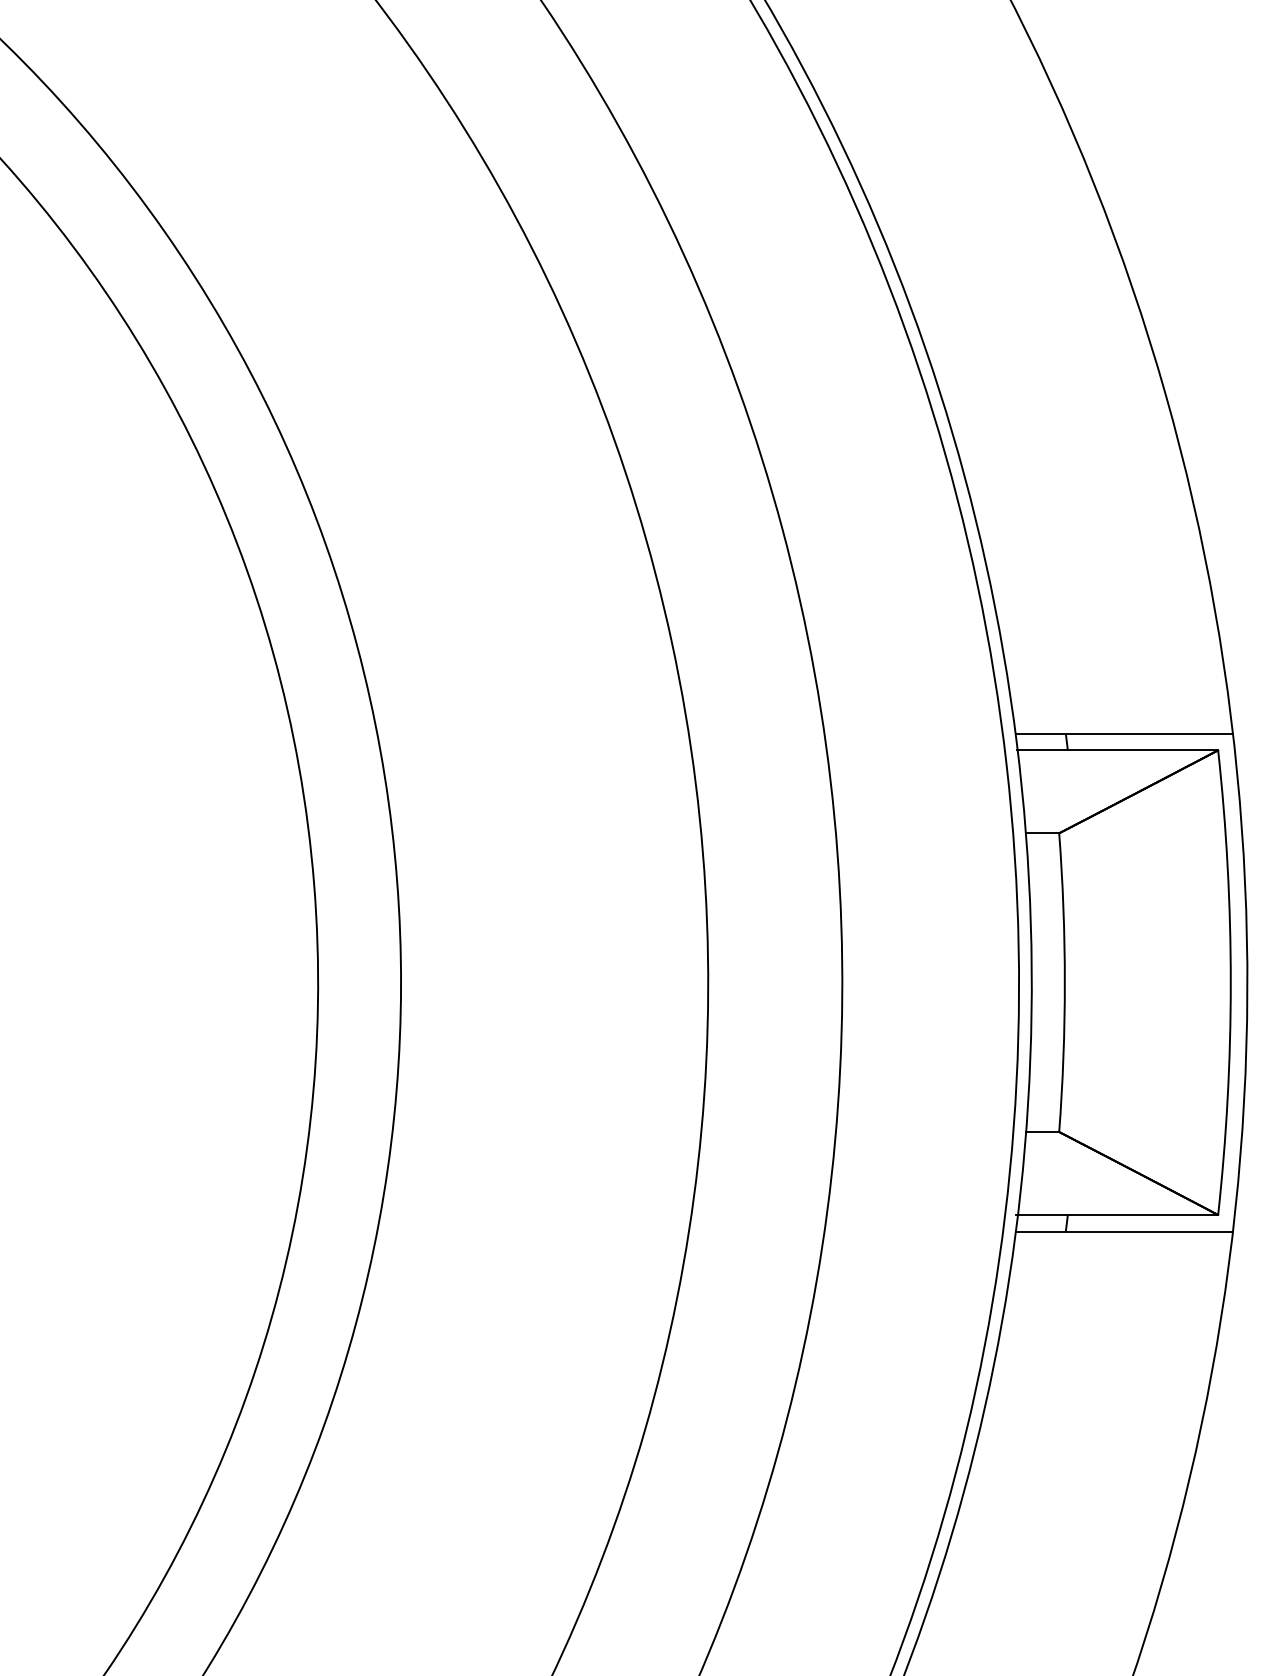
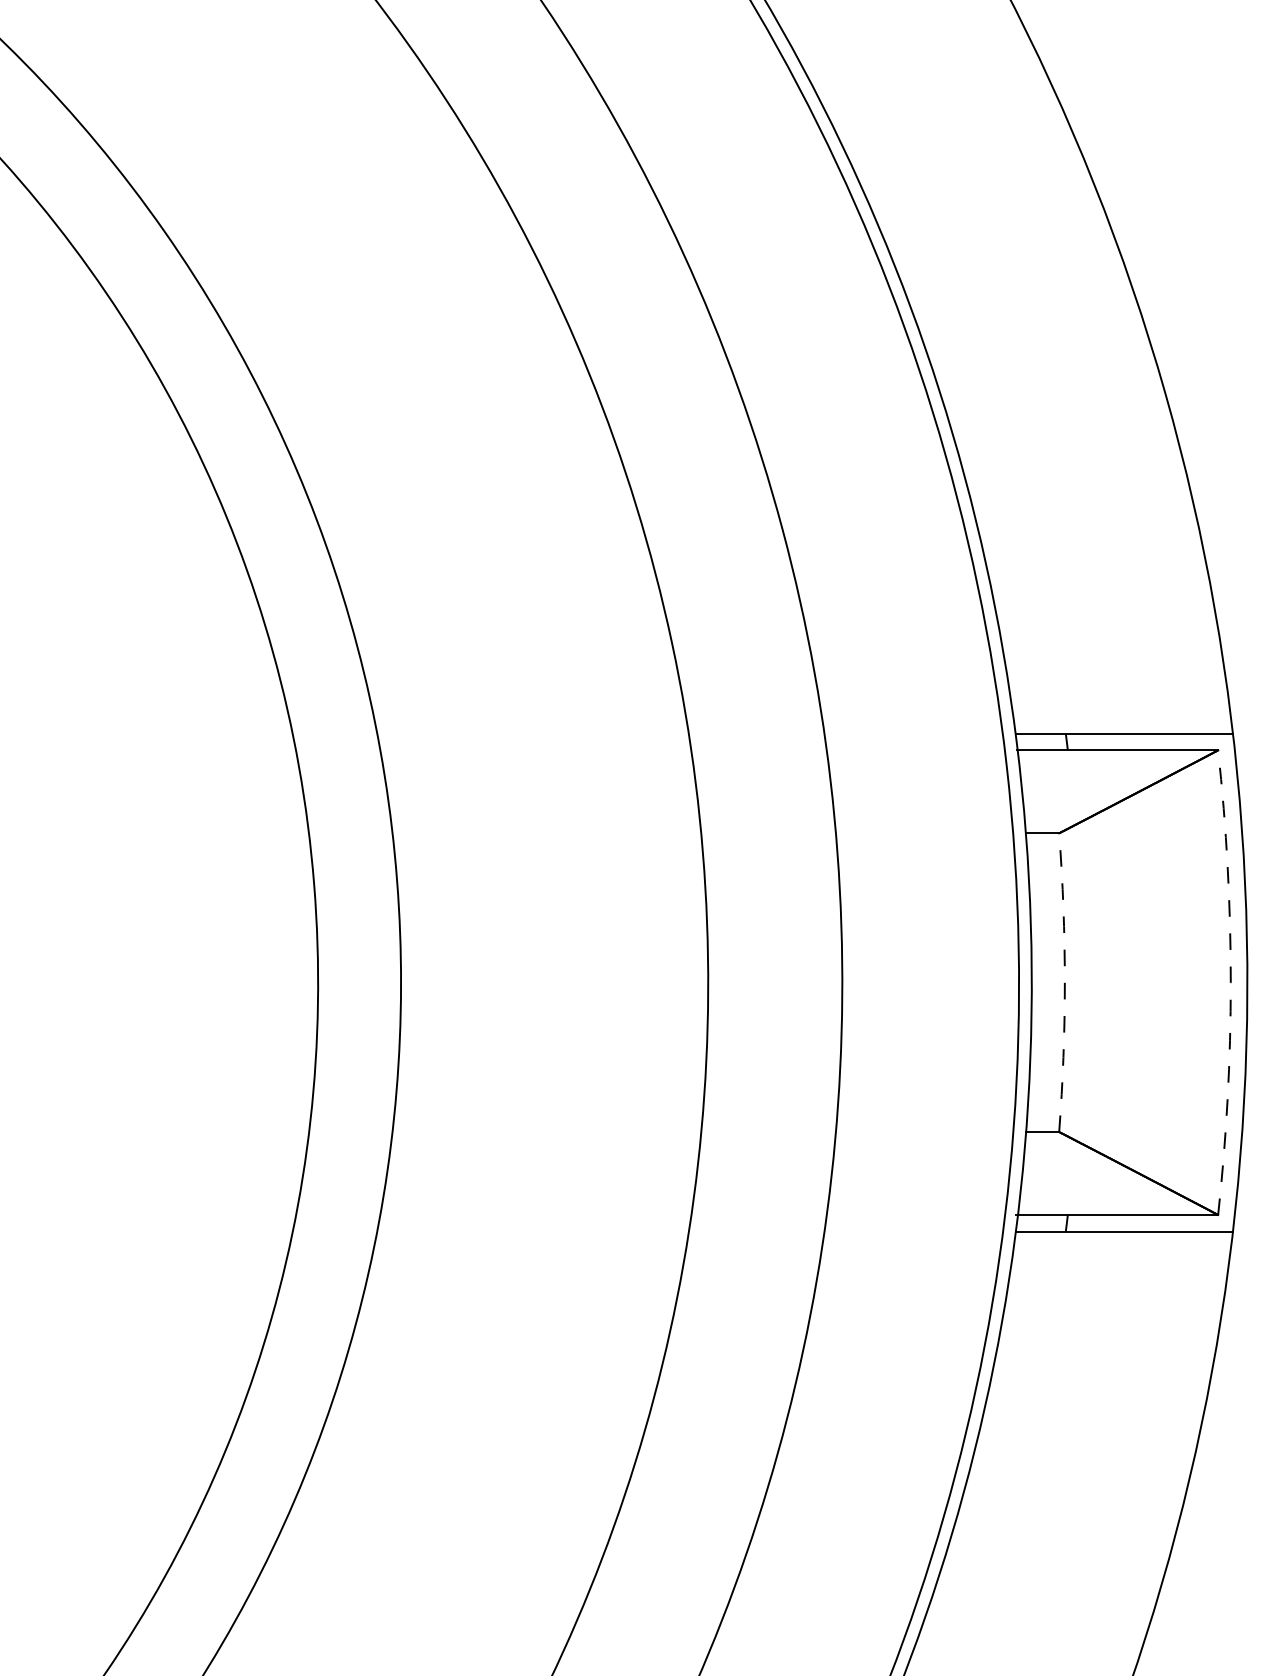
arc: solid -> dashed (1064, 982)
arc: solid -> dashed (1230, 982)
